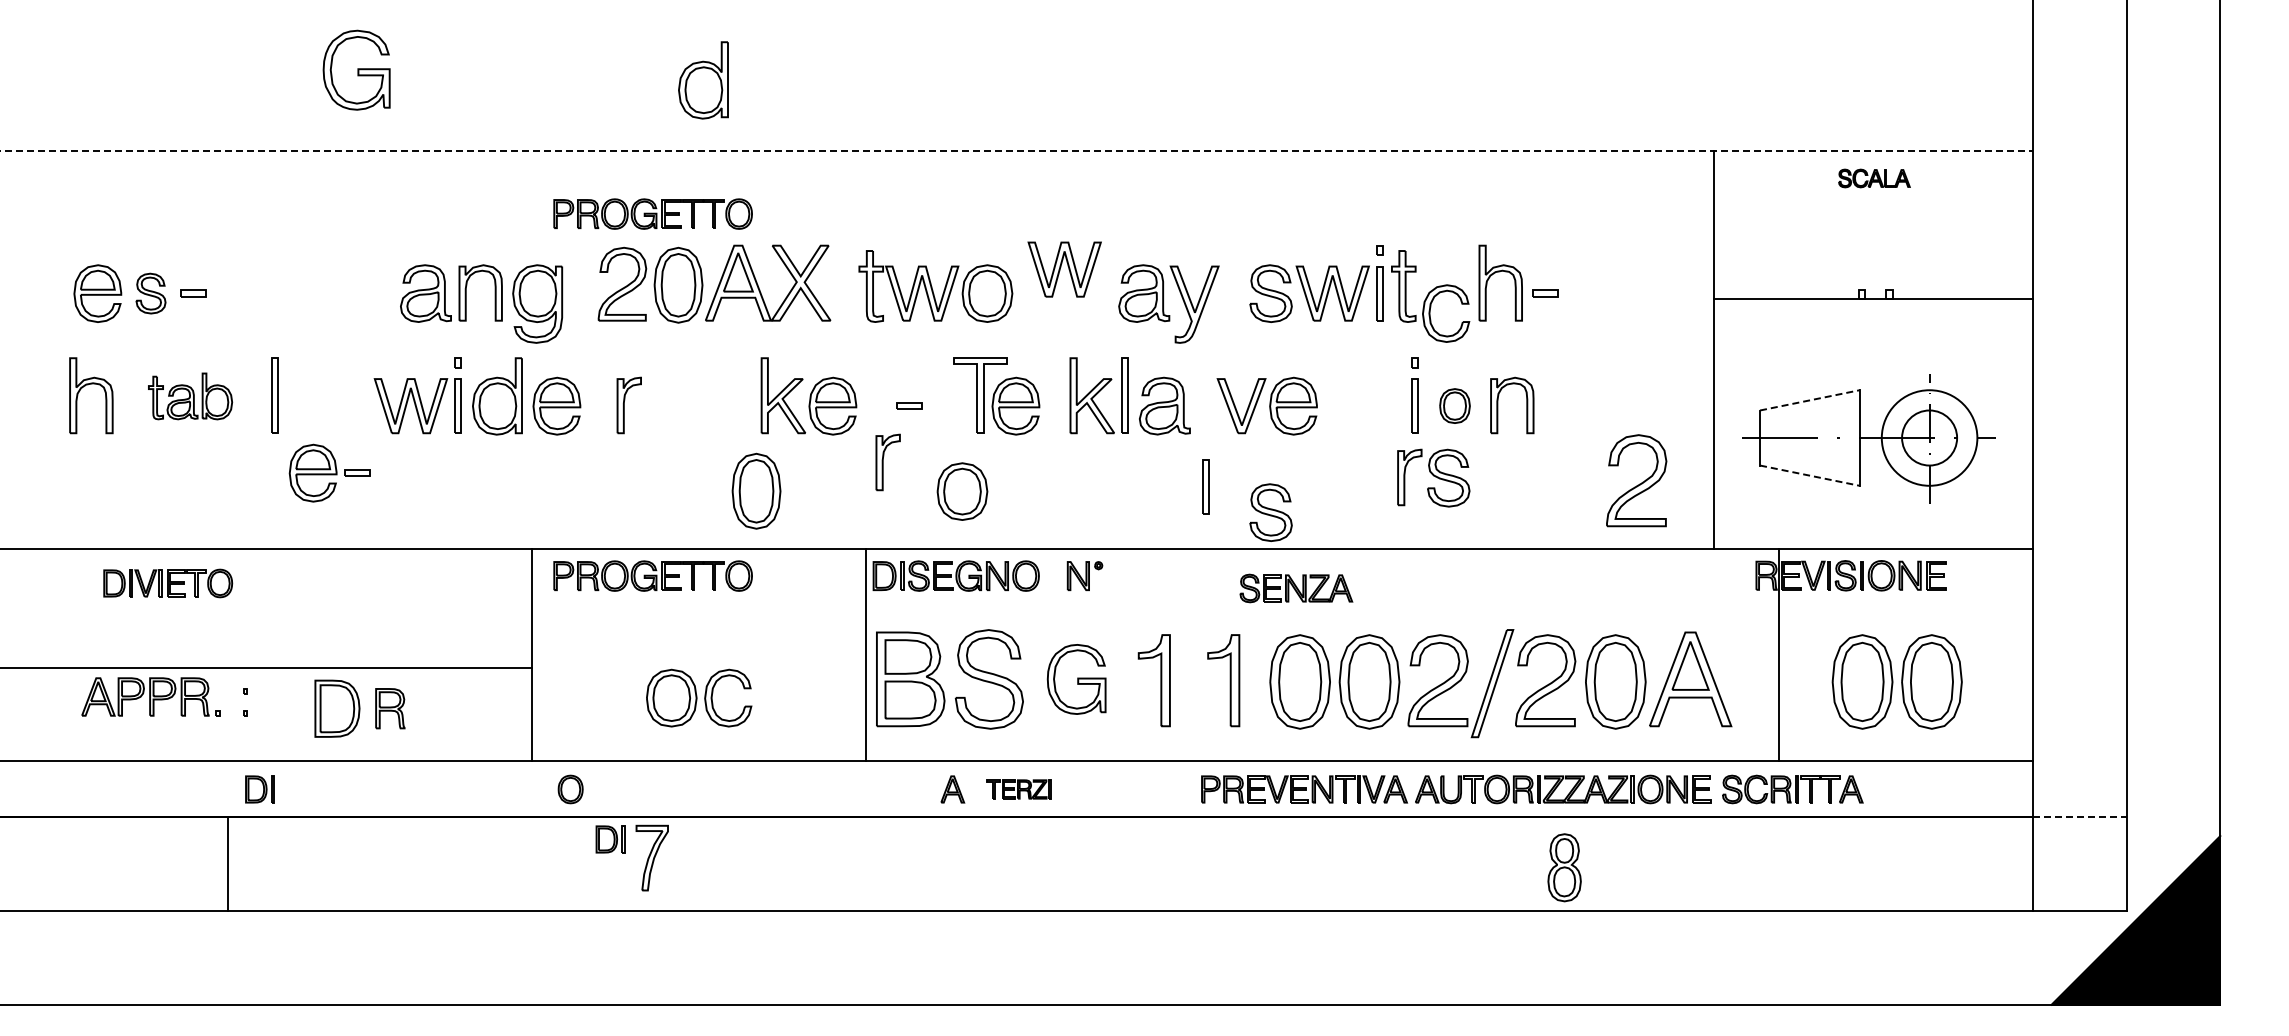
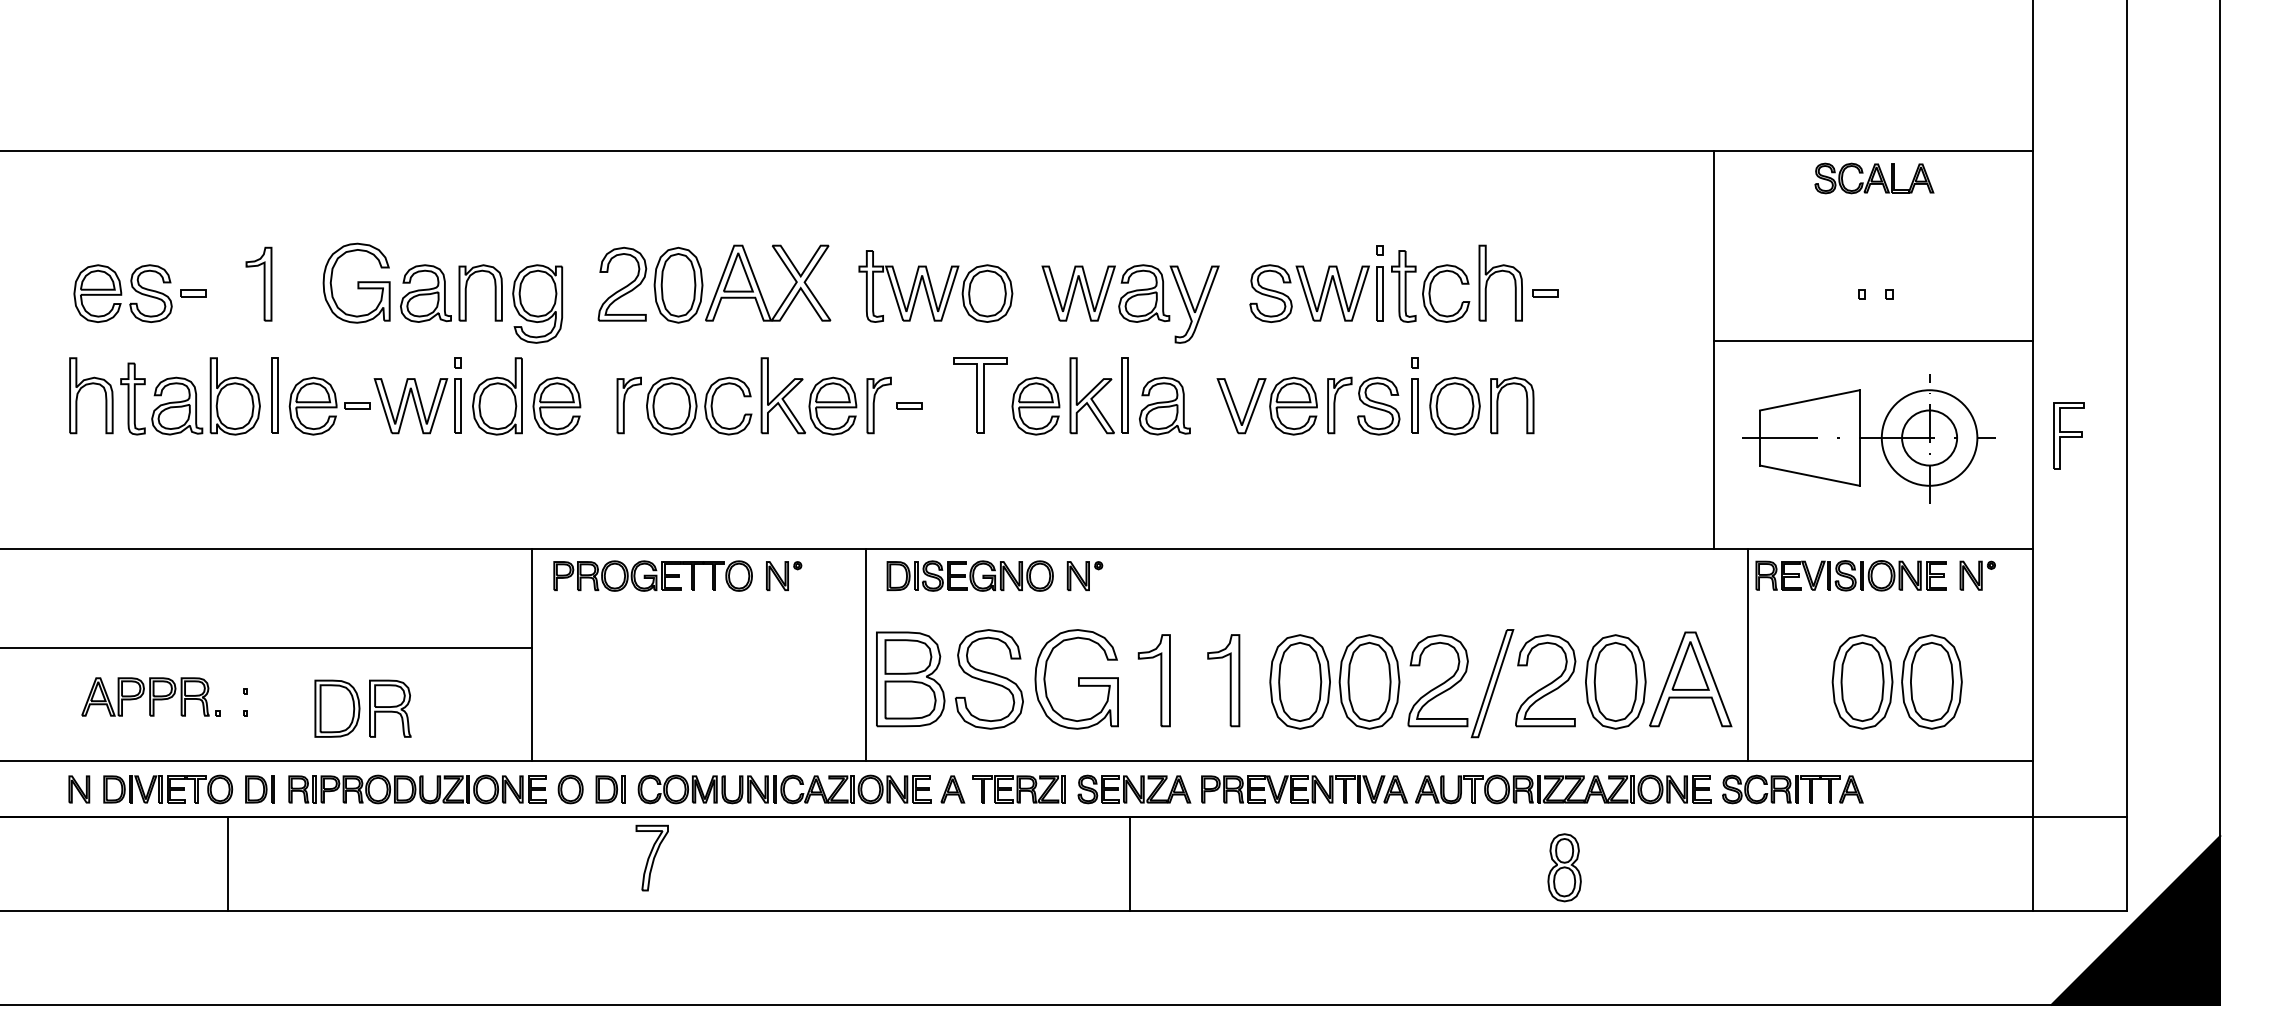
part position: (356, 69) -> (356, 282) (356, 282)
part: present -> none (703, 80)
line: dashed -> solid (1017, 151)
part size: 73x21 px -> 121x33 px (1874, 178)
part: present -> none (652, 213)
part position: (1064, 269) -> (1078, 293) (1078, 293)
part: none -> present (258, 283)
part size: 32x43 px -> 44x59 px (150, 293)
line position: (1872, 299) -> (1872, 341) (1872, 341)
part position: (1430, 313) -> (1430, 293) (1430, 293)
part size: 86x49 px -> 141x79 px (190, 396)
line: dashed -> solid (1809, 400)
part position: (1015, 405) -> (1035, 405) (1035, 405)
part size: 32x36 px -> 52x60 px (1454, 405)
part: none -> present (2068, 435)
part position: (887, 462) -> (878, 405) (878, 405)
part position: (329, 472) -> (329, 405) (329, 405)
line: dashed -> solid (1809, 475)
part position: (1433, 477) -> (1363, 405) (1363, 405)
part: present -> none (1636, 480)
part: present -> none (1205, 486)
part: present -> none (756, 490)
part: present -> none (962, 491)
part: present -> none (1270, 512)
part position: (955, 575) -> (969, 575) (969, 575)
part: none -> present (1977, 575)
part: none -> present (784, 576)
part position: (168, 583) -> (168, 789) (168, 789)
part position: (1296, 588) -> (1134, 789) (1134, 789)
line position: (1778, 655) -> (1747, 655) (1747, 655)
line position: (267, 668) -> (267, 648) (267, 648)
part size: 61x71 px -> 85x101 px (1076, 679)
part position: (699, 697) -> (699, 405) (699, 405)
part size: 31x42 px -> 43x59 px (390, 708)
part: none -> present (79, 789)
part: none -> present (417, 789)
part: none -> present (784, 789)
part size: 66x21 px -> 94x29 px (1018, 789)
line: dashed -> solid (2079, 817)
part position: (610, 839) -> (610, 789) (610, 789)
line: none -> present (1130, 864)
